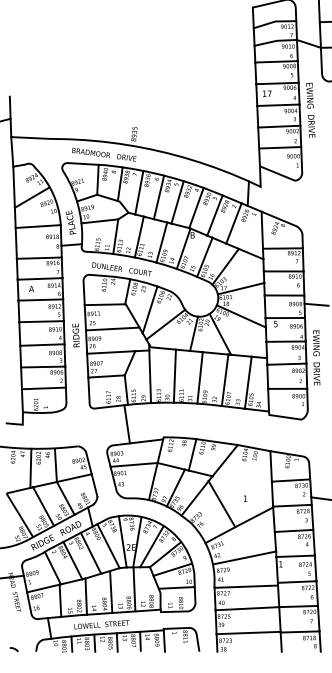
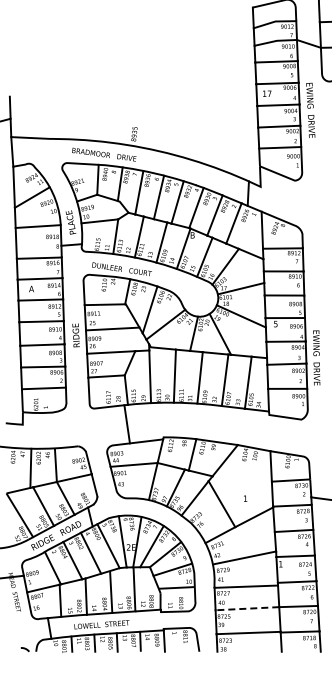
line: present -> none (316, 304)
line: solid -> dashed (247, 608)
curve position: (13, 649) -> (24, 649) (24, 649)
